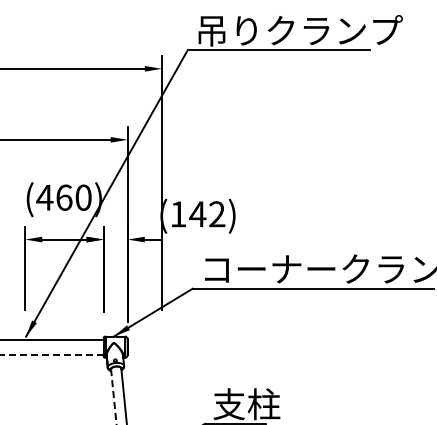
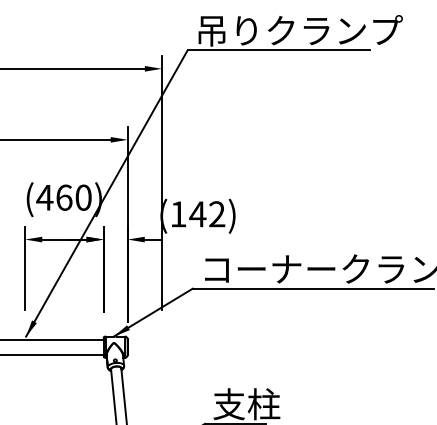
line: dashed -> solid (51, 354)
line: dashed -> solid (113, 396)
